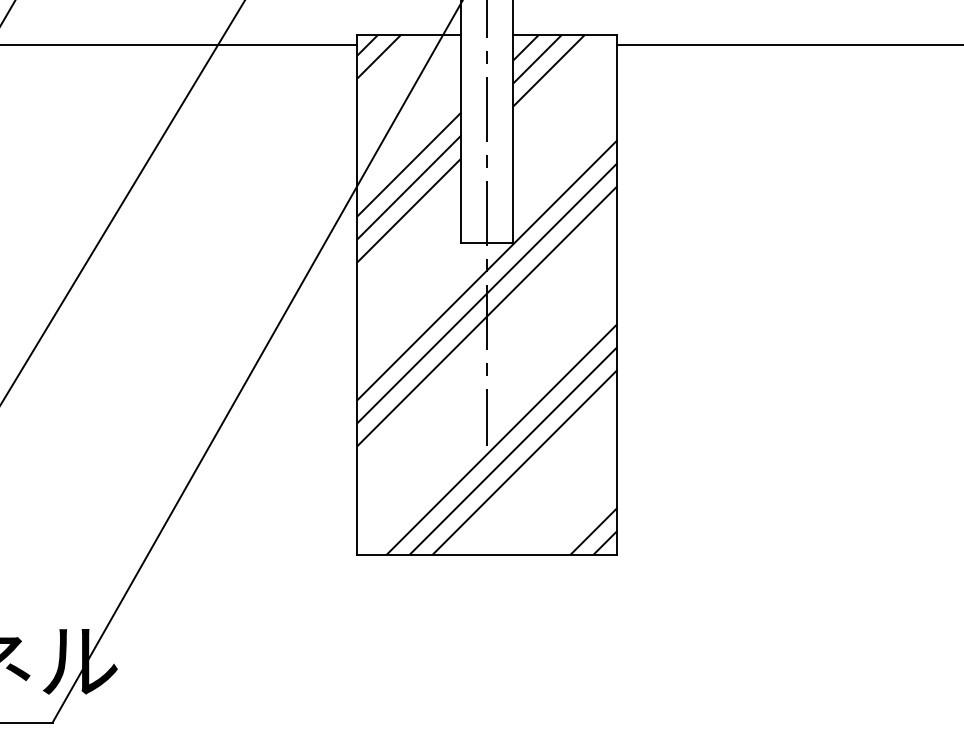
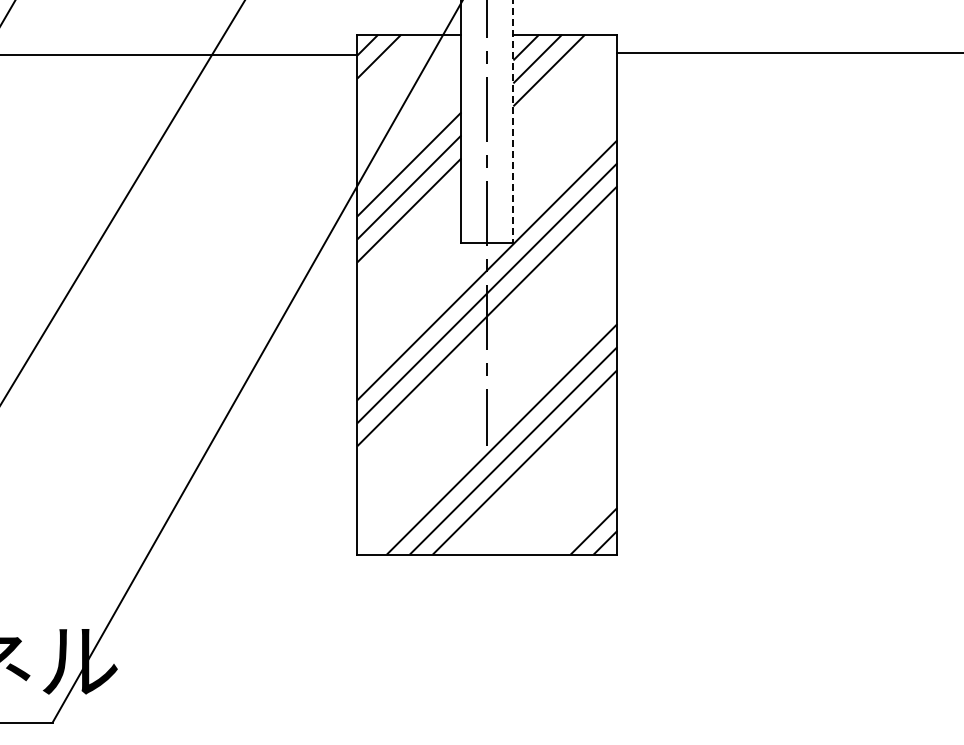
line position: (179, 45) -> (179, 55) (179, 55)
line position: (788, 45) -> (788, 53) (788, 53)
line: solid -> dashed (513, 121)
